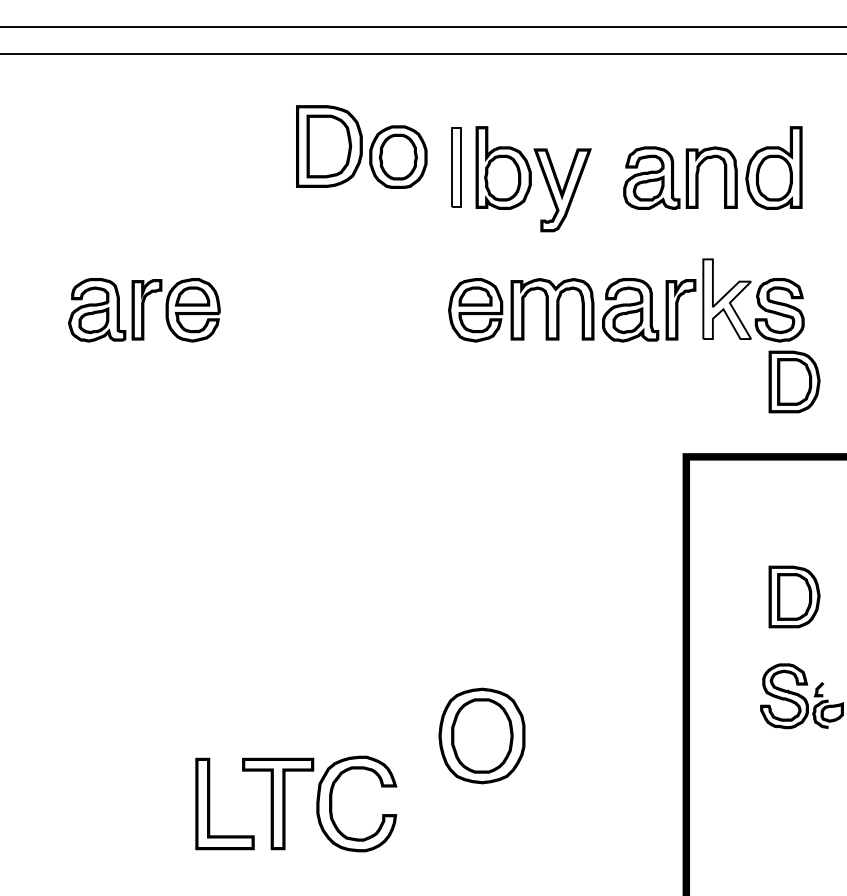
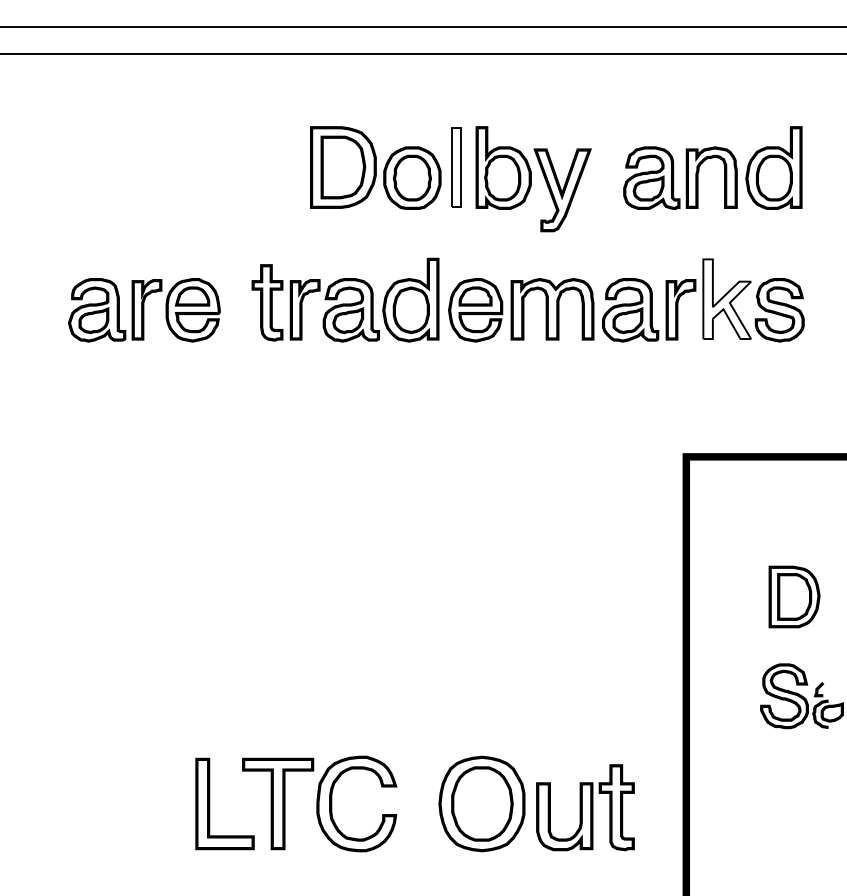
part position: (361, 146) -> (375, 167) (375, 167)
part: none -> present (345, 299)
part: present -> none (794, 381)
part position: (481, 735) -> (481, 803) (481, 803)
part: none -> present (585, 807)
